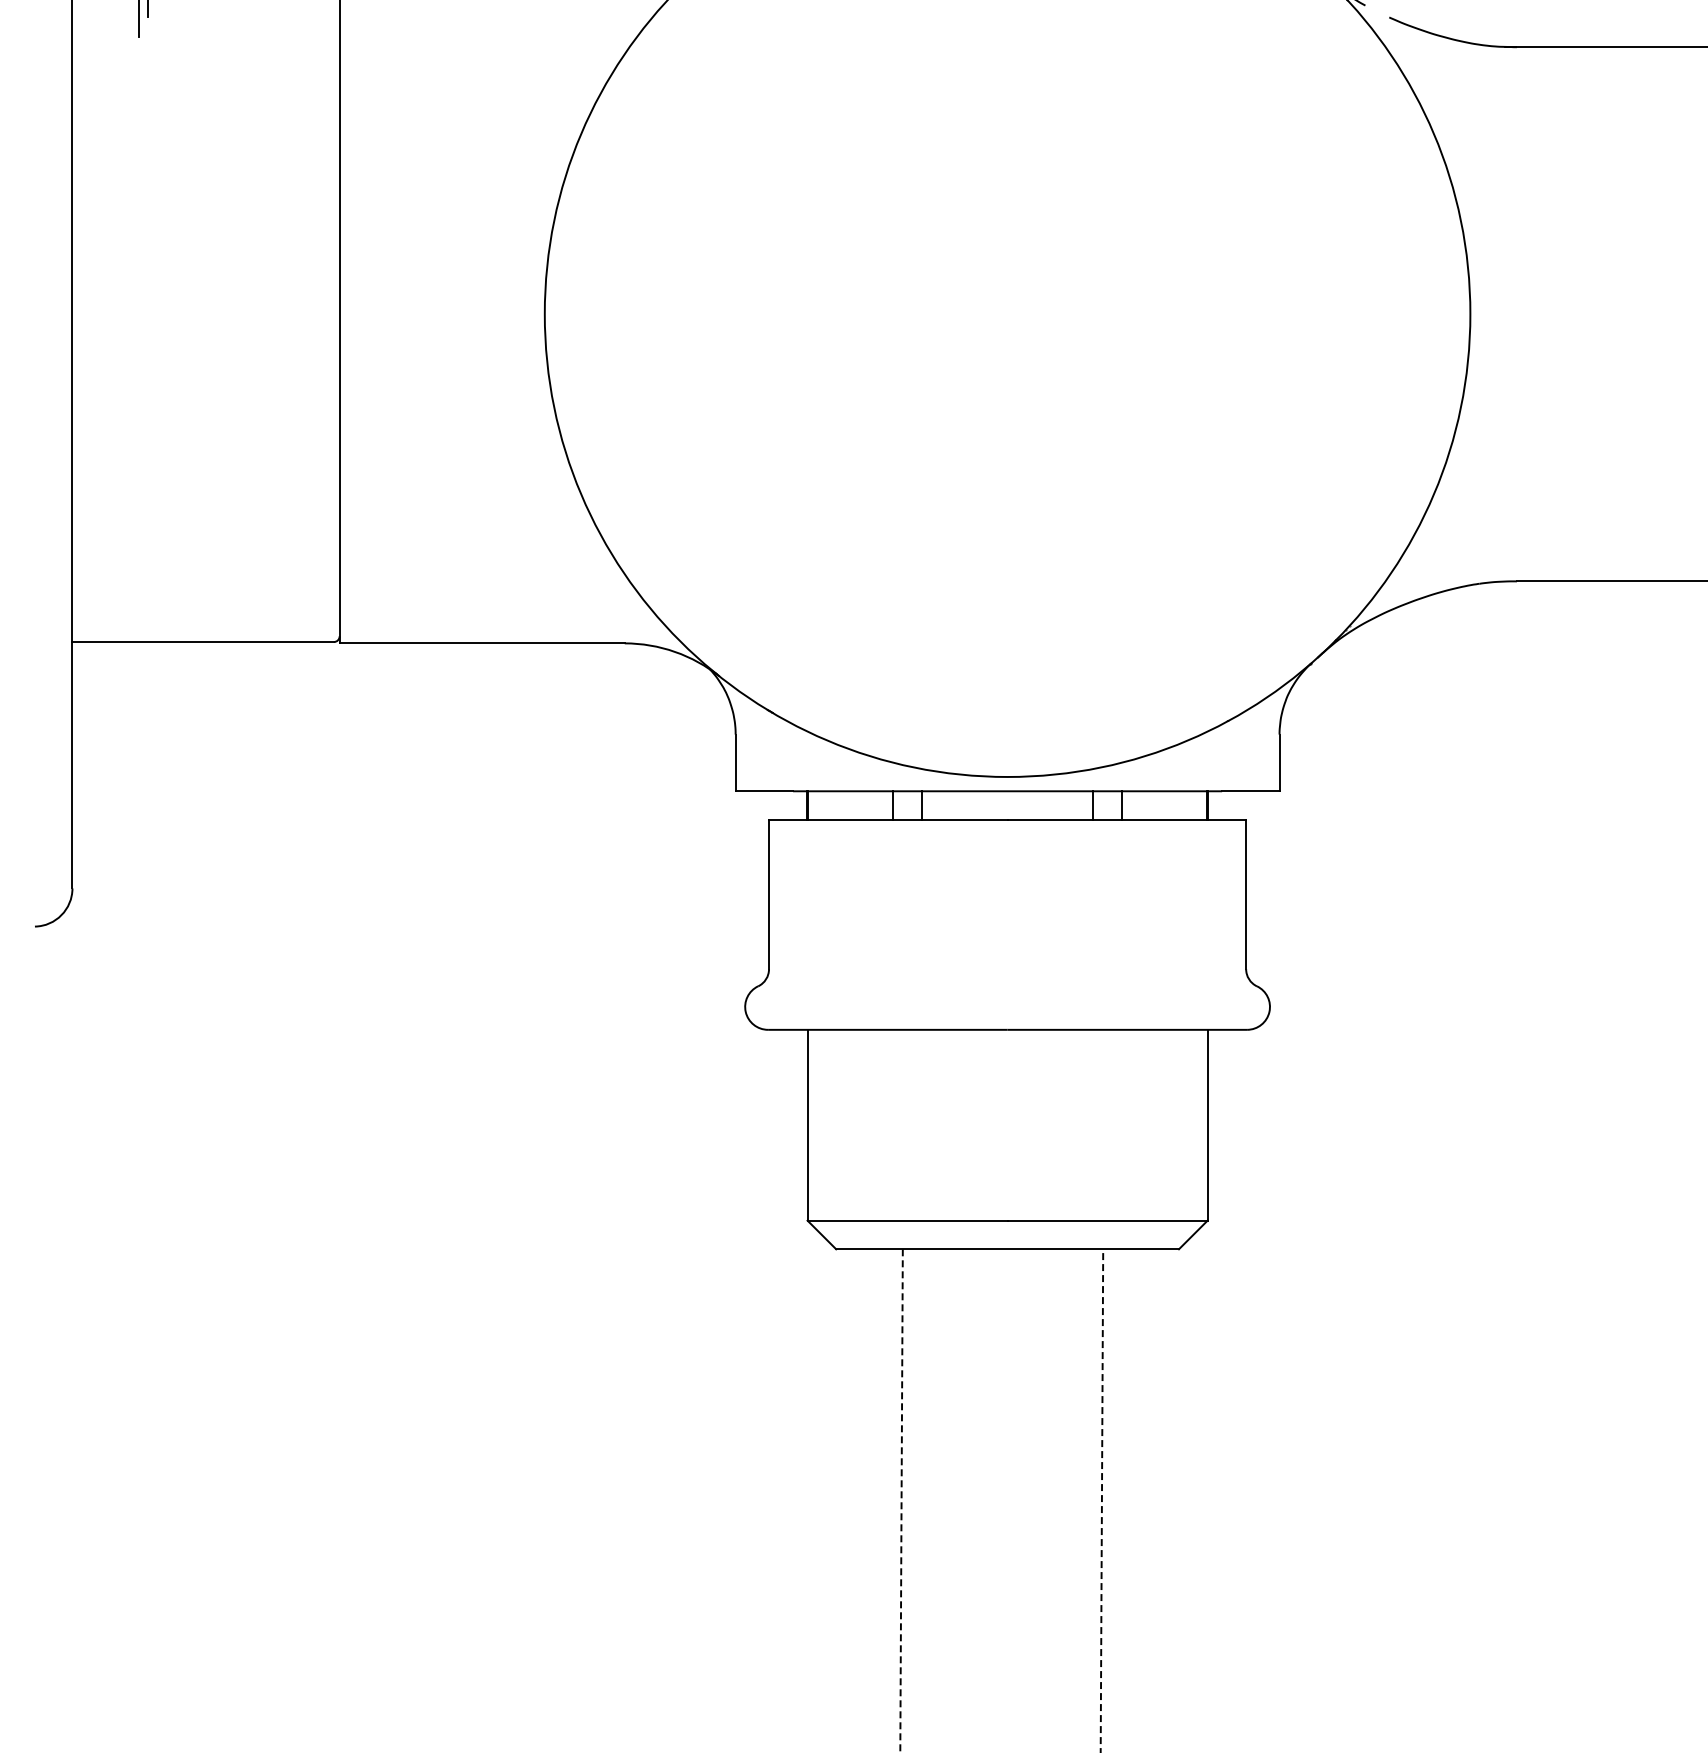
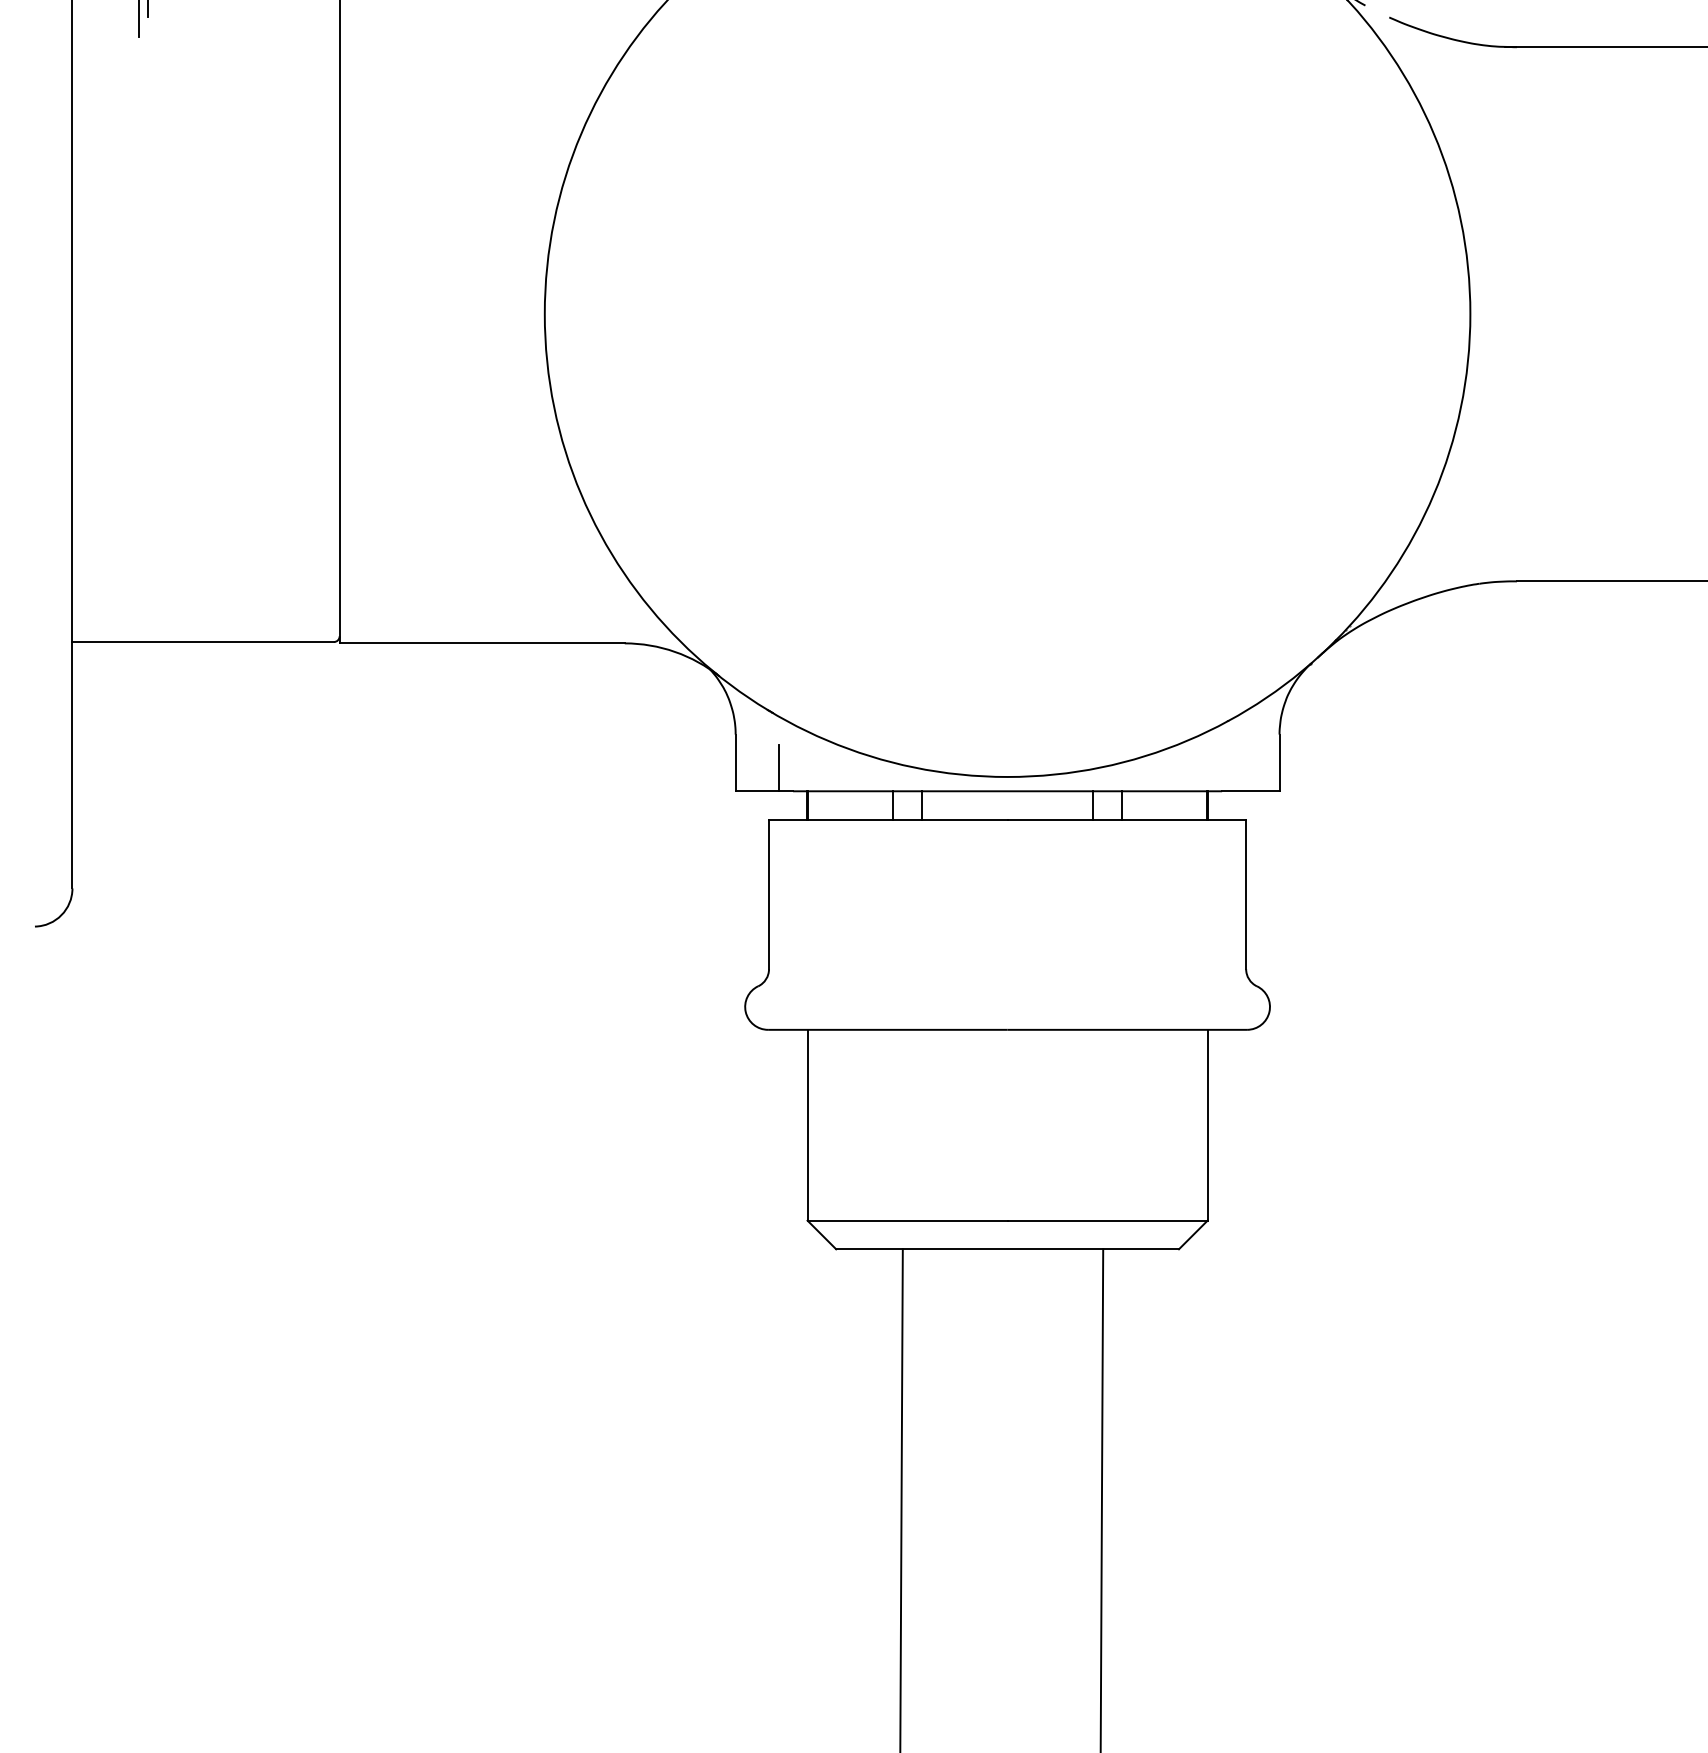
line: none -> present (778, 768)
line: dashed -> solid (1101, 1500)
line: dashed -> solid (901, 1501)
